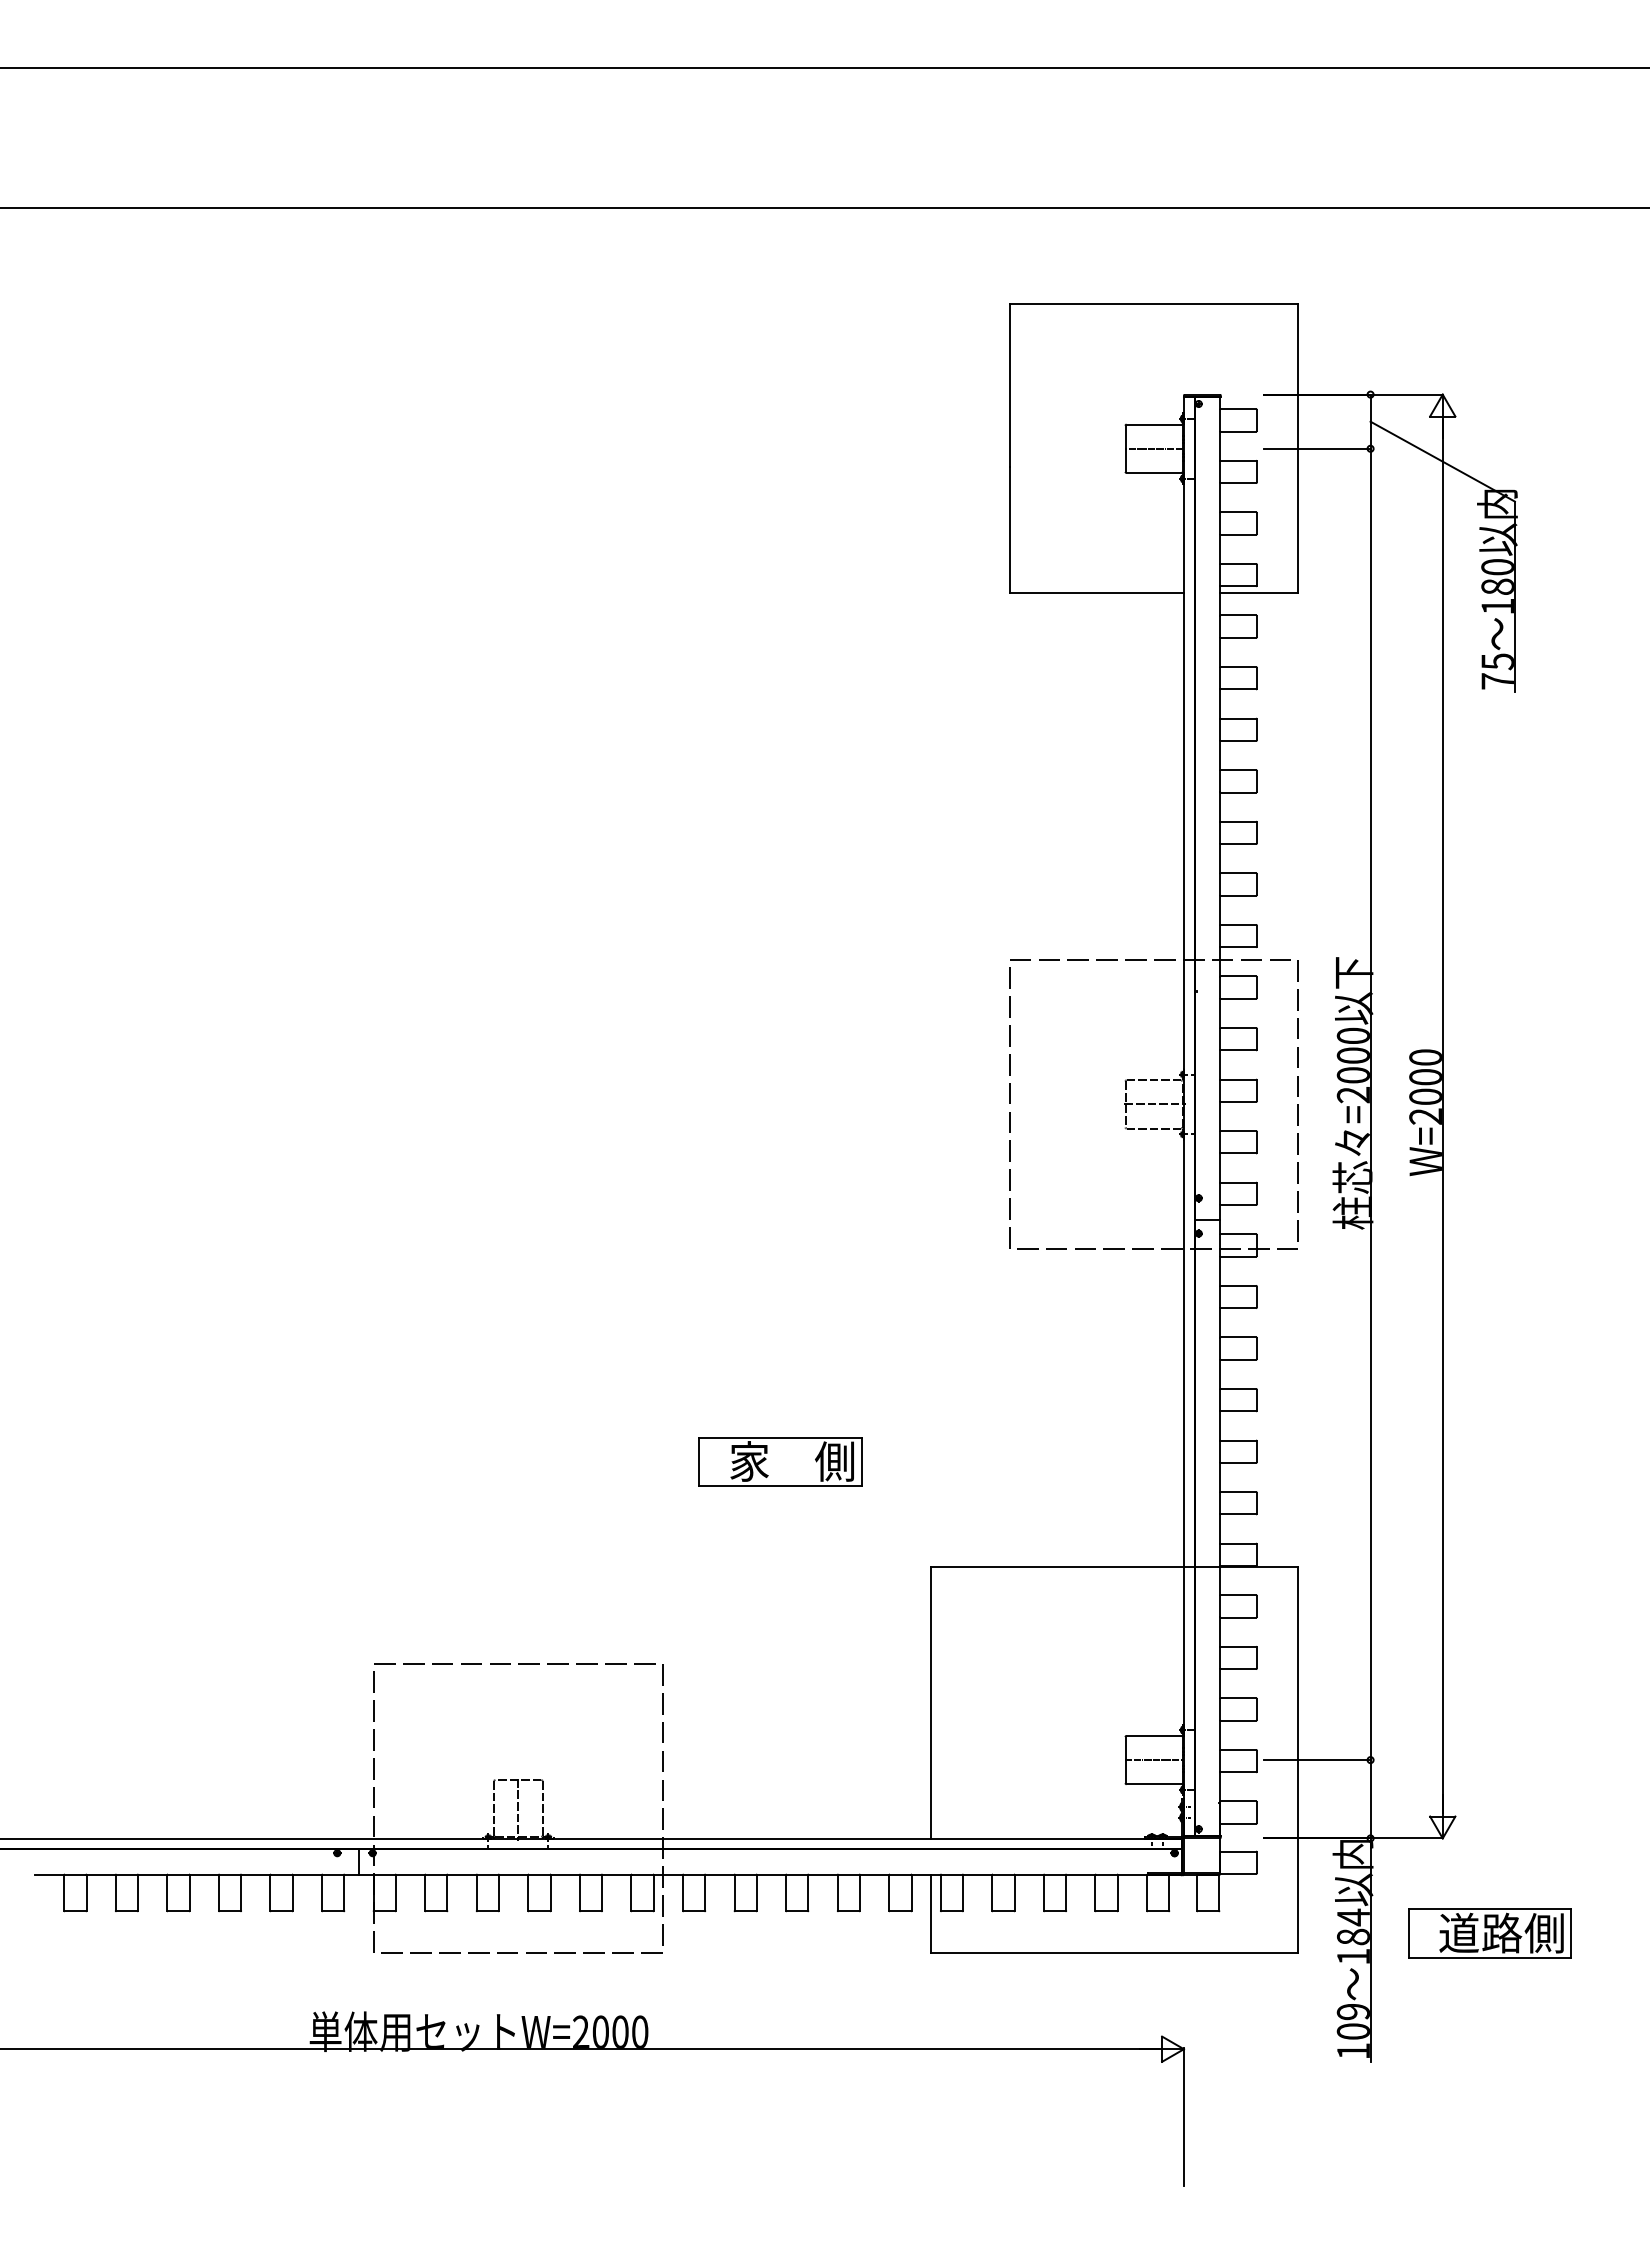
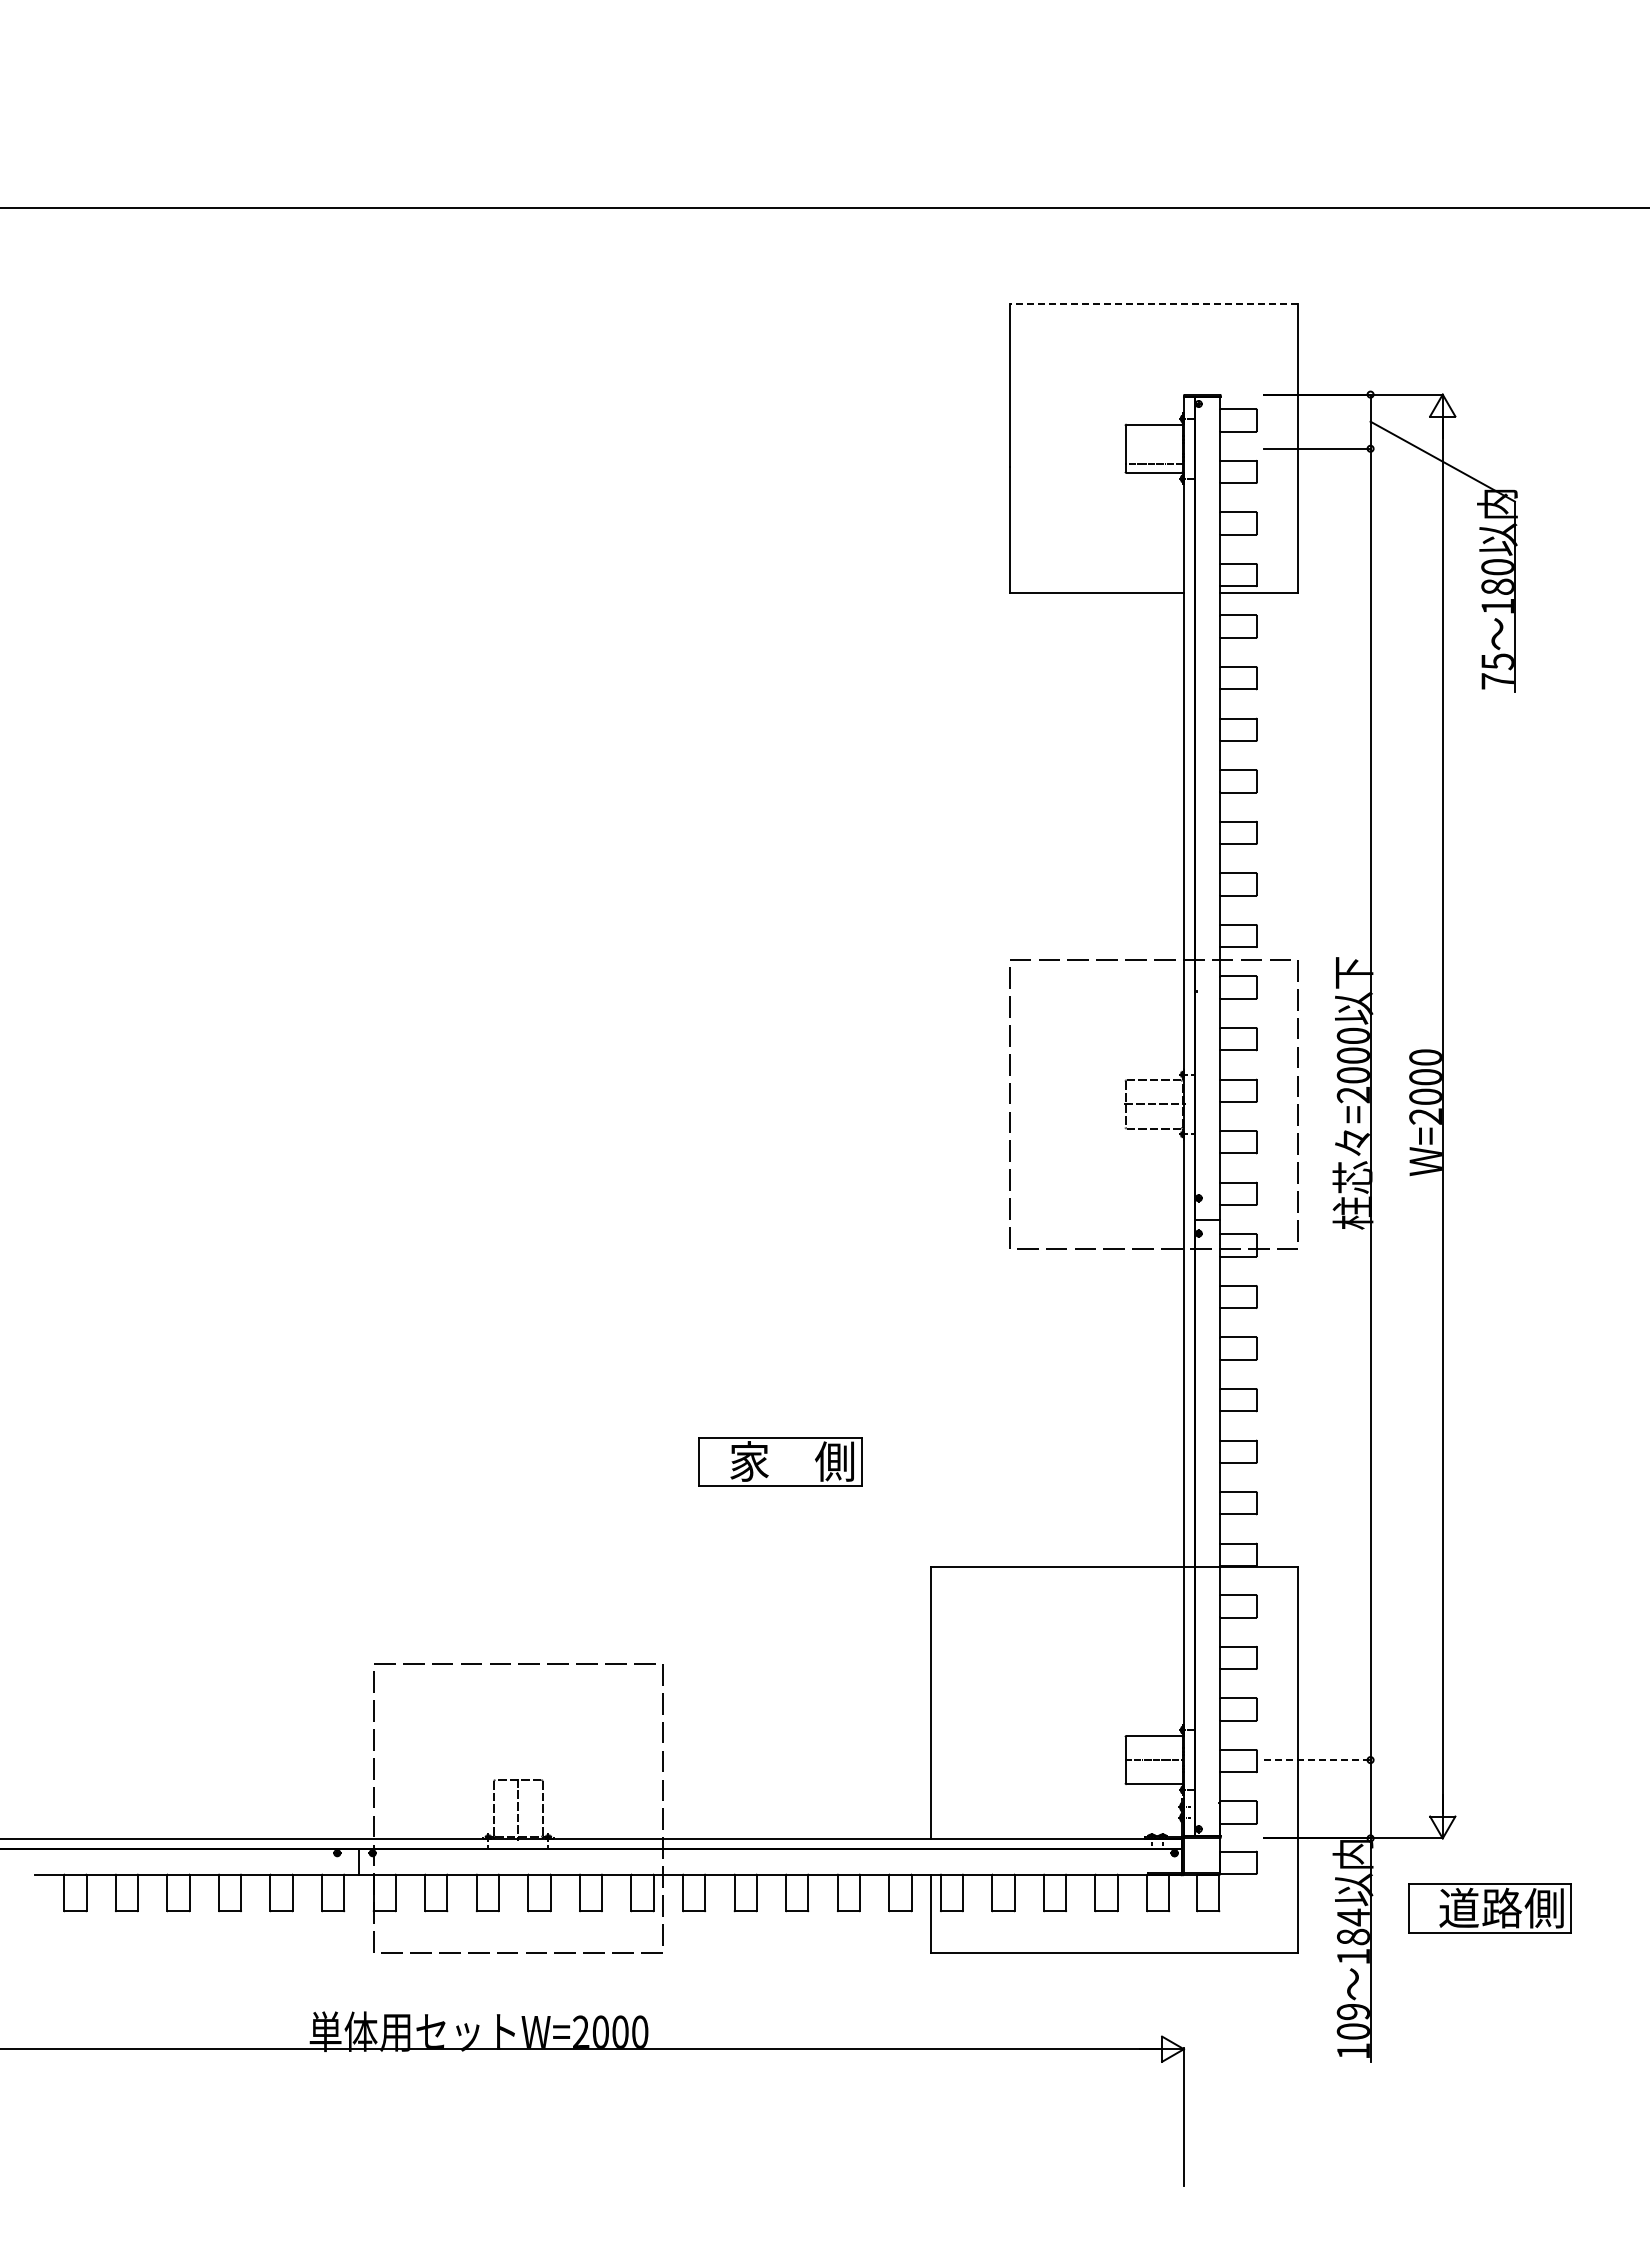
line: present -> none (824, 67)
line: solid -> dashed (1153, 304)
line position: (1153, 448) -> (1153, 463) (1153, 463)
line: solid -> dashed (1317, 1760)
part position: (1489, 1933) -> (1489, 1908) (1489, 1908)
